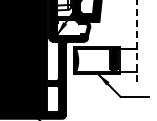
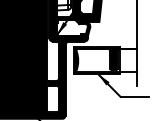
line: dashed -> solid (137, 42)
